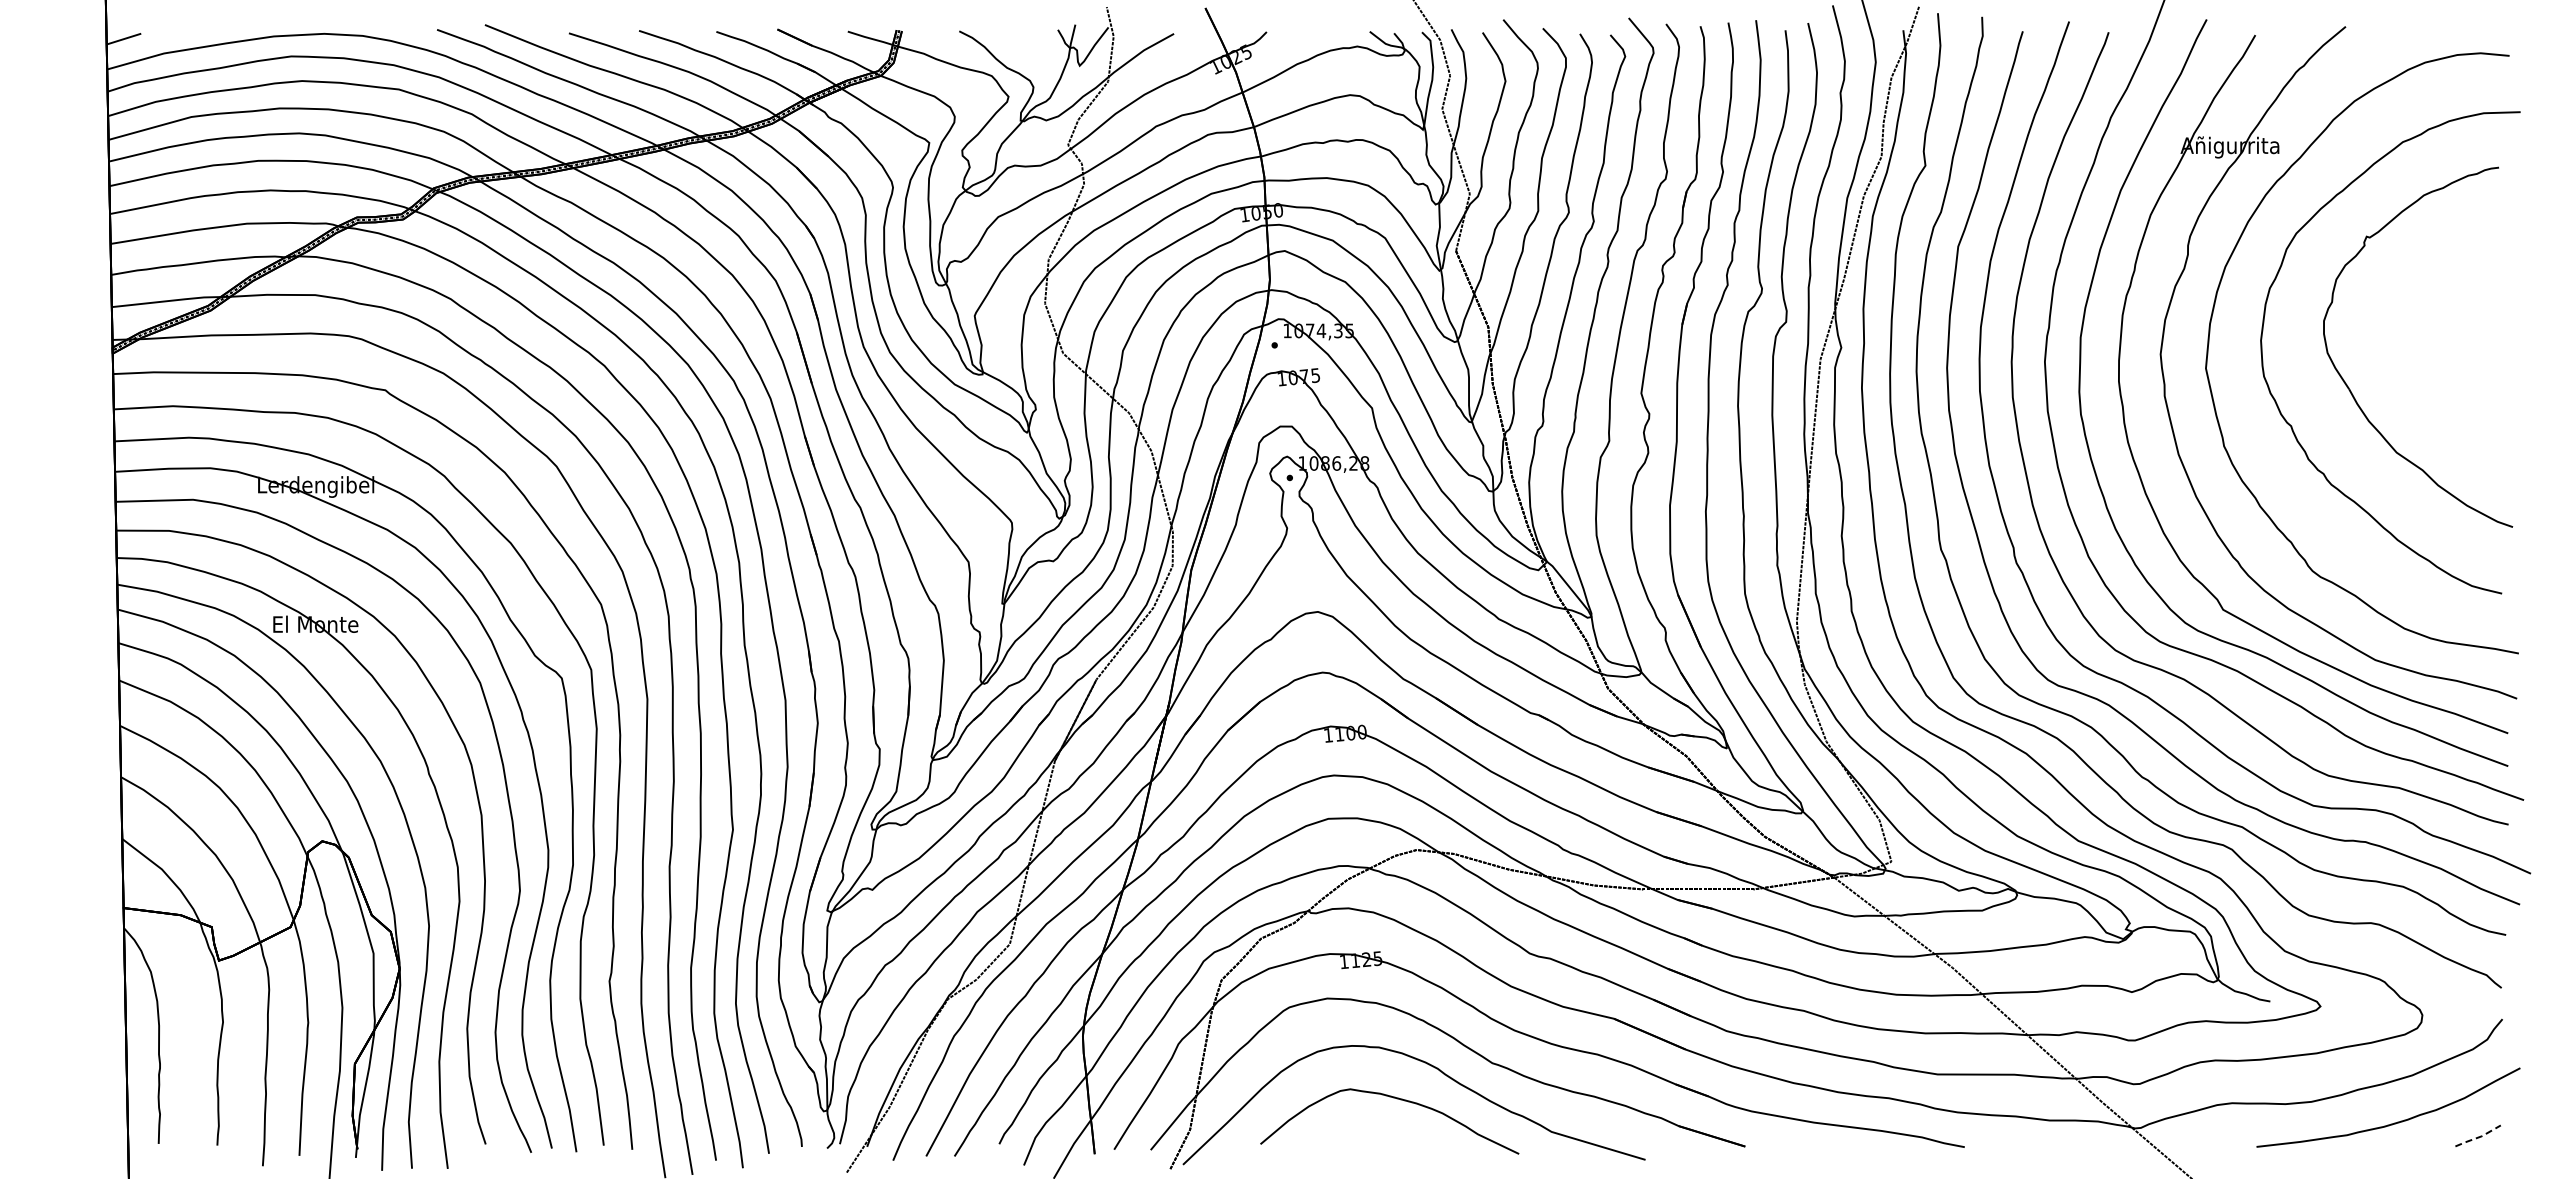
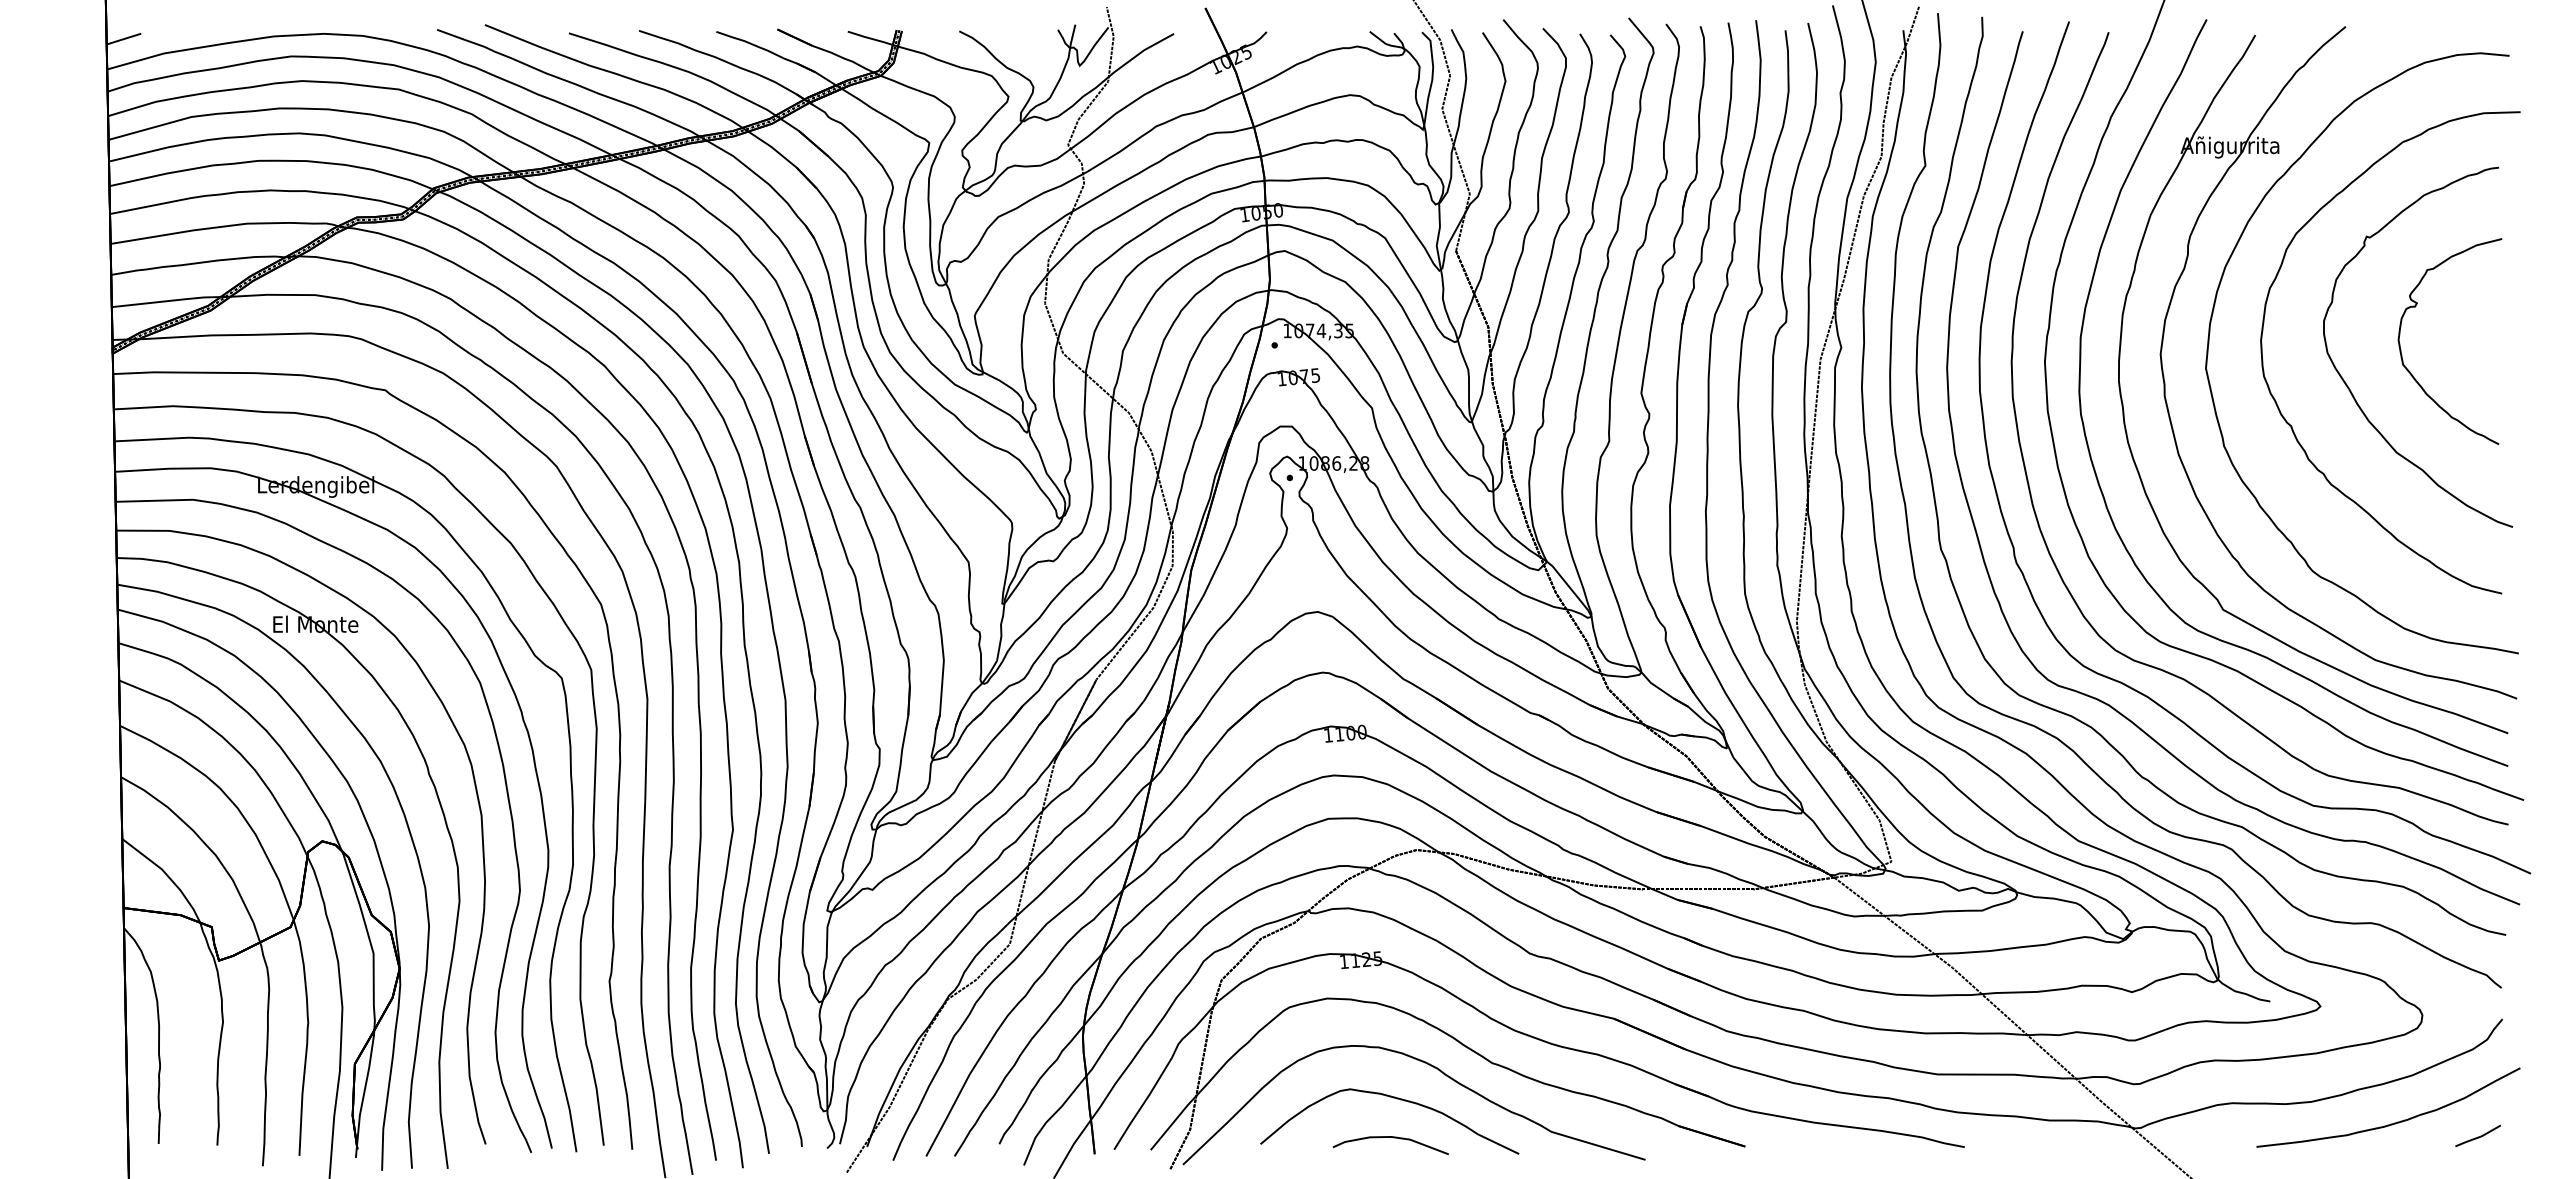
curve: none -> present (2415, 307)
line: dashed -> solid (2478, 1137)
curve: none -> present (1393, 1138)
